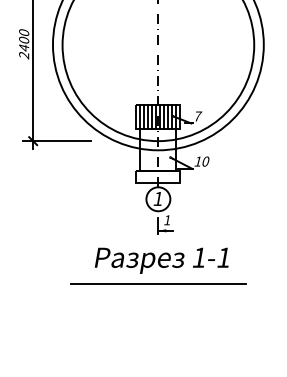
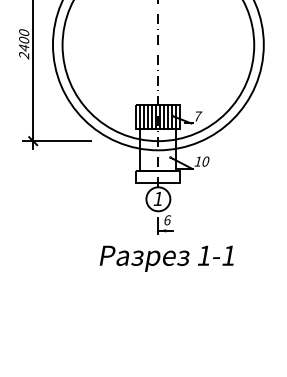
text: 1 -> 6 (167, 220)
text position: (161, 260) -> (166, 258) (166, 258)
line: present -> none (158, 283)
